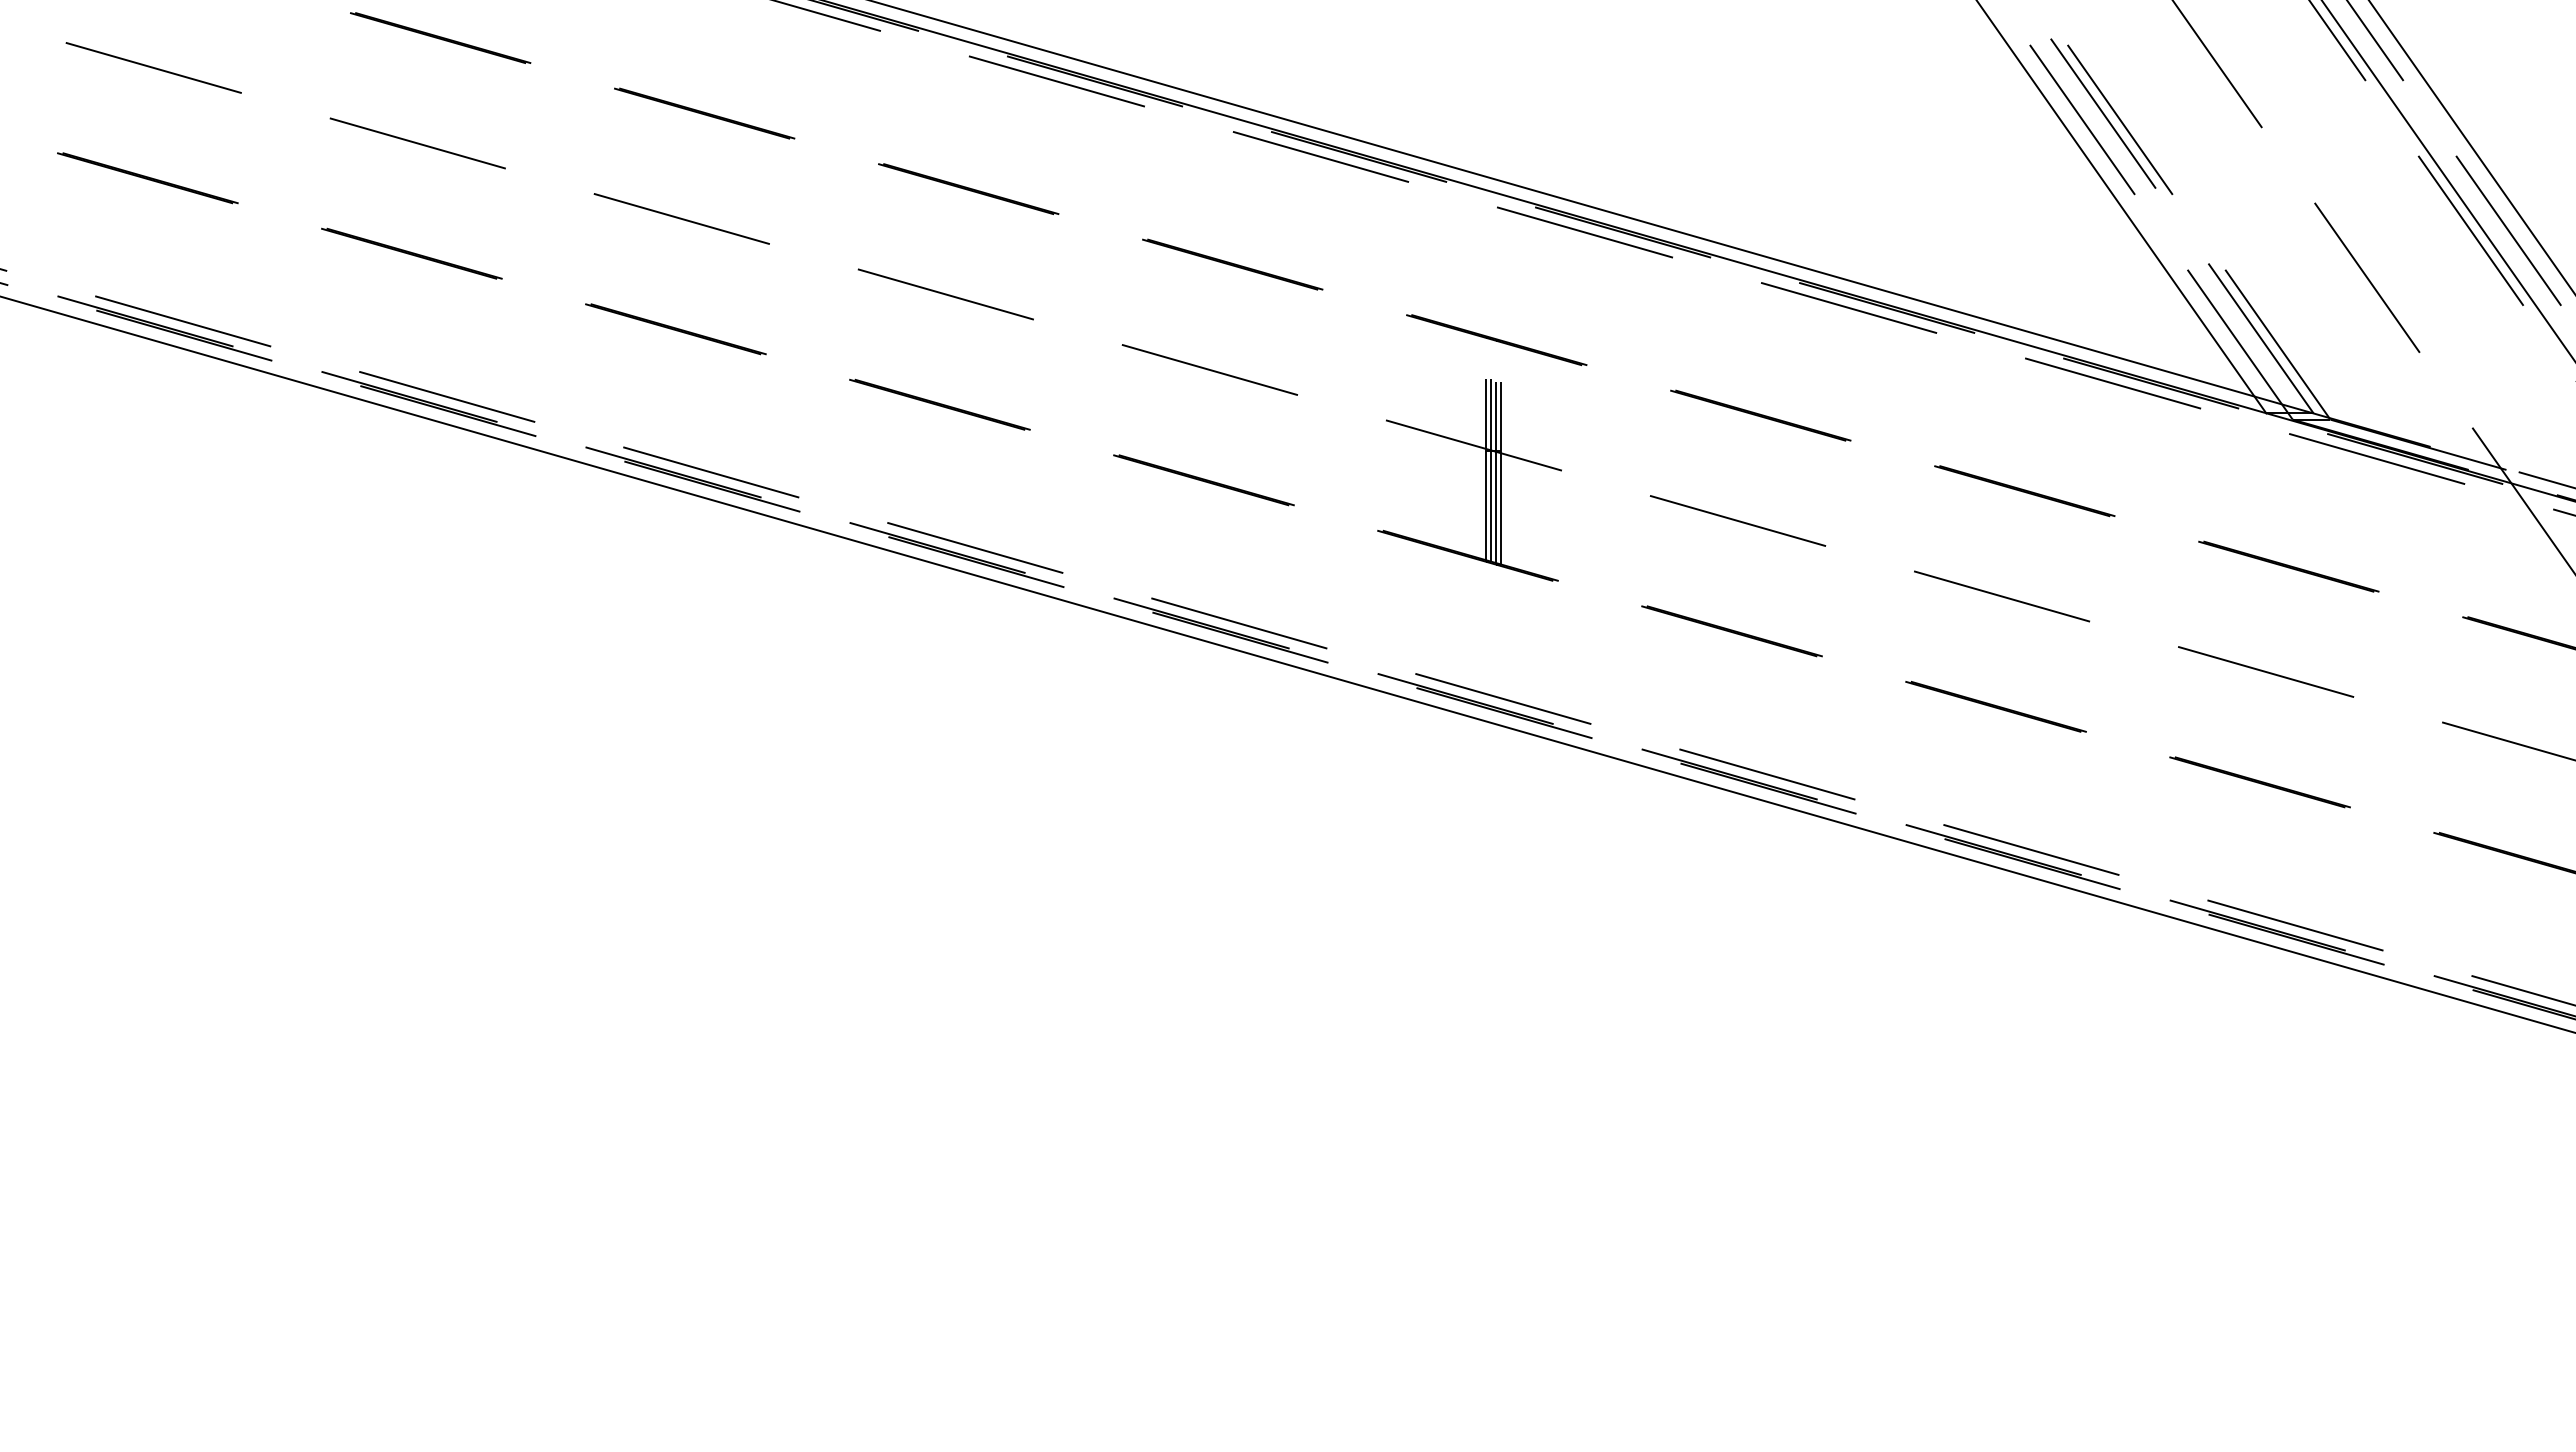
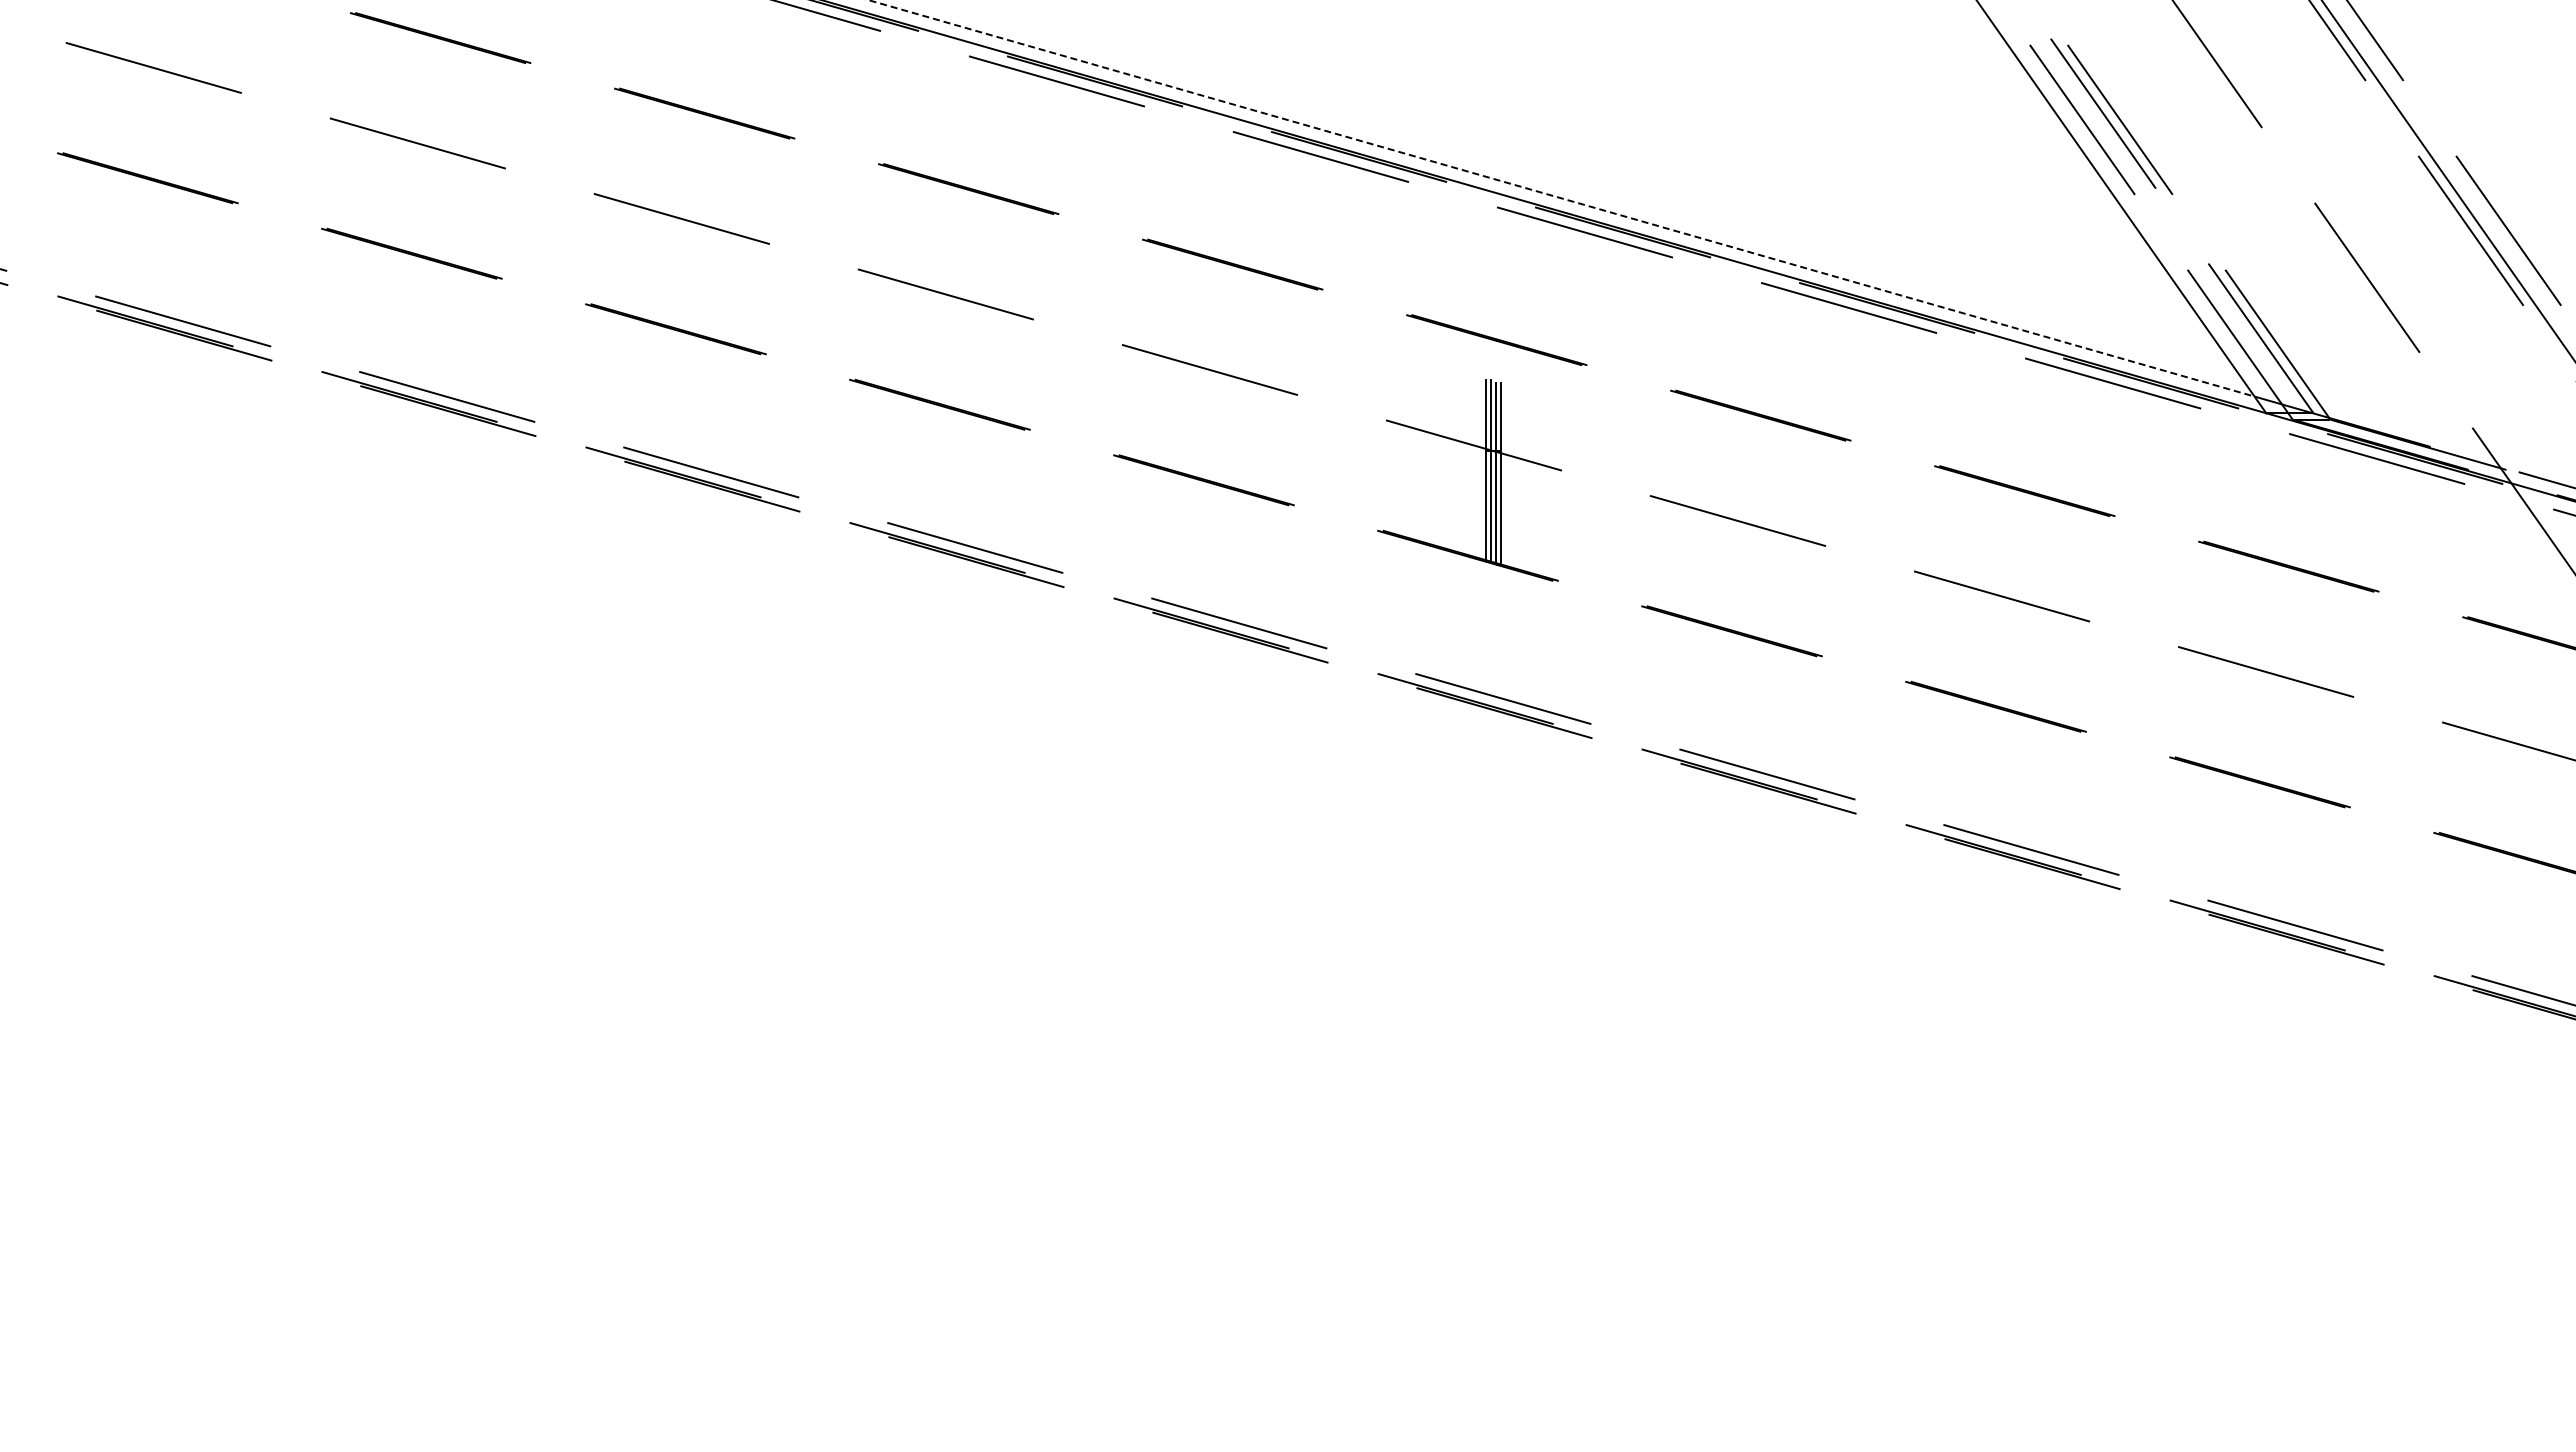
line: present -> none (2471, 146)
line: solid -> dashed (1561, 198)
line: present -> none (1287, 664)
